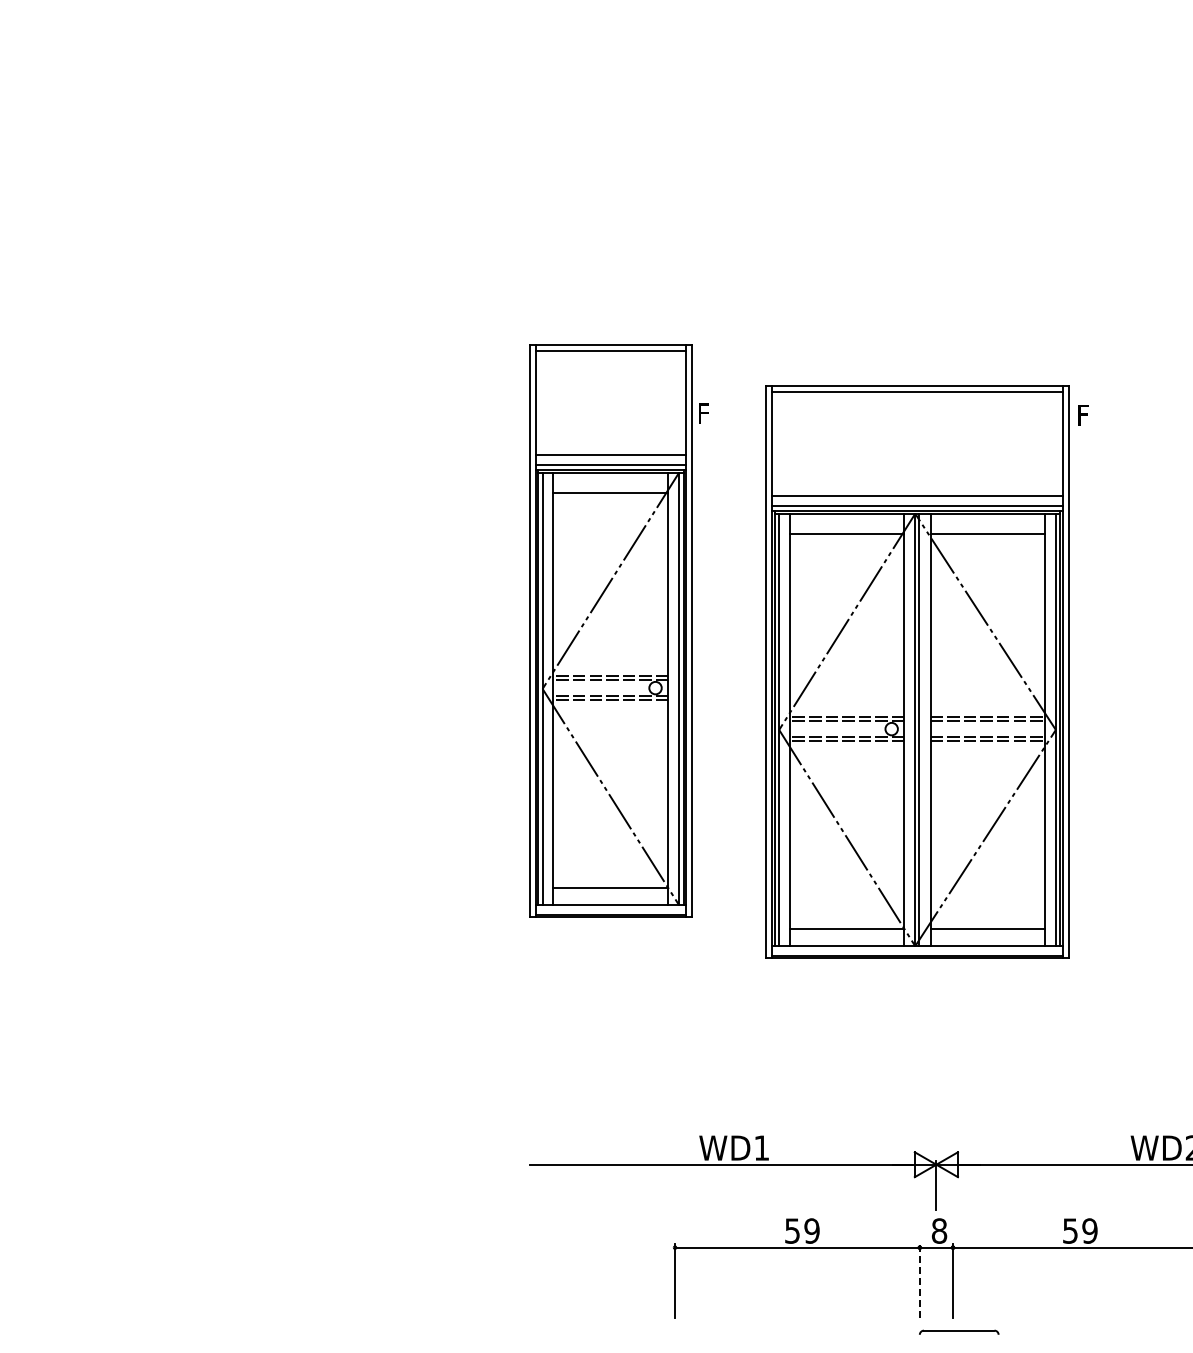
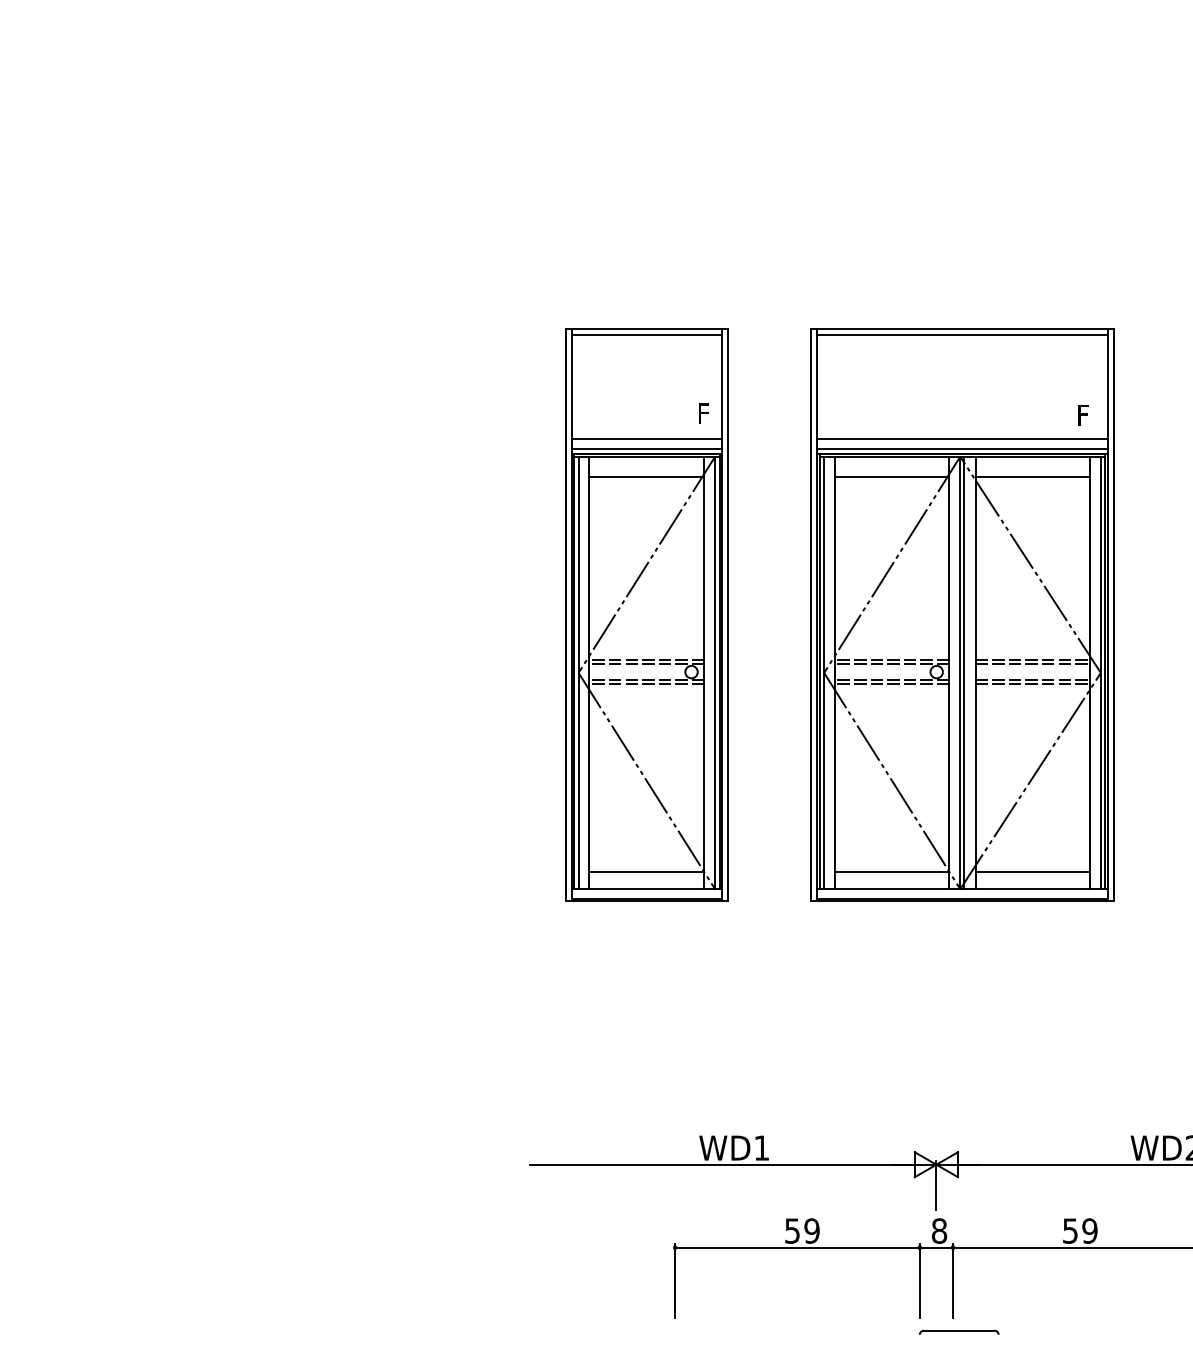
part position: (610, 630) -> (646, 614) (646, 614)
part position: (917, 671) -> (962, 614) (962, 614)
line: dashed -> solid (919, 1280)
